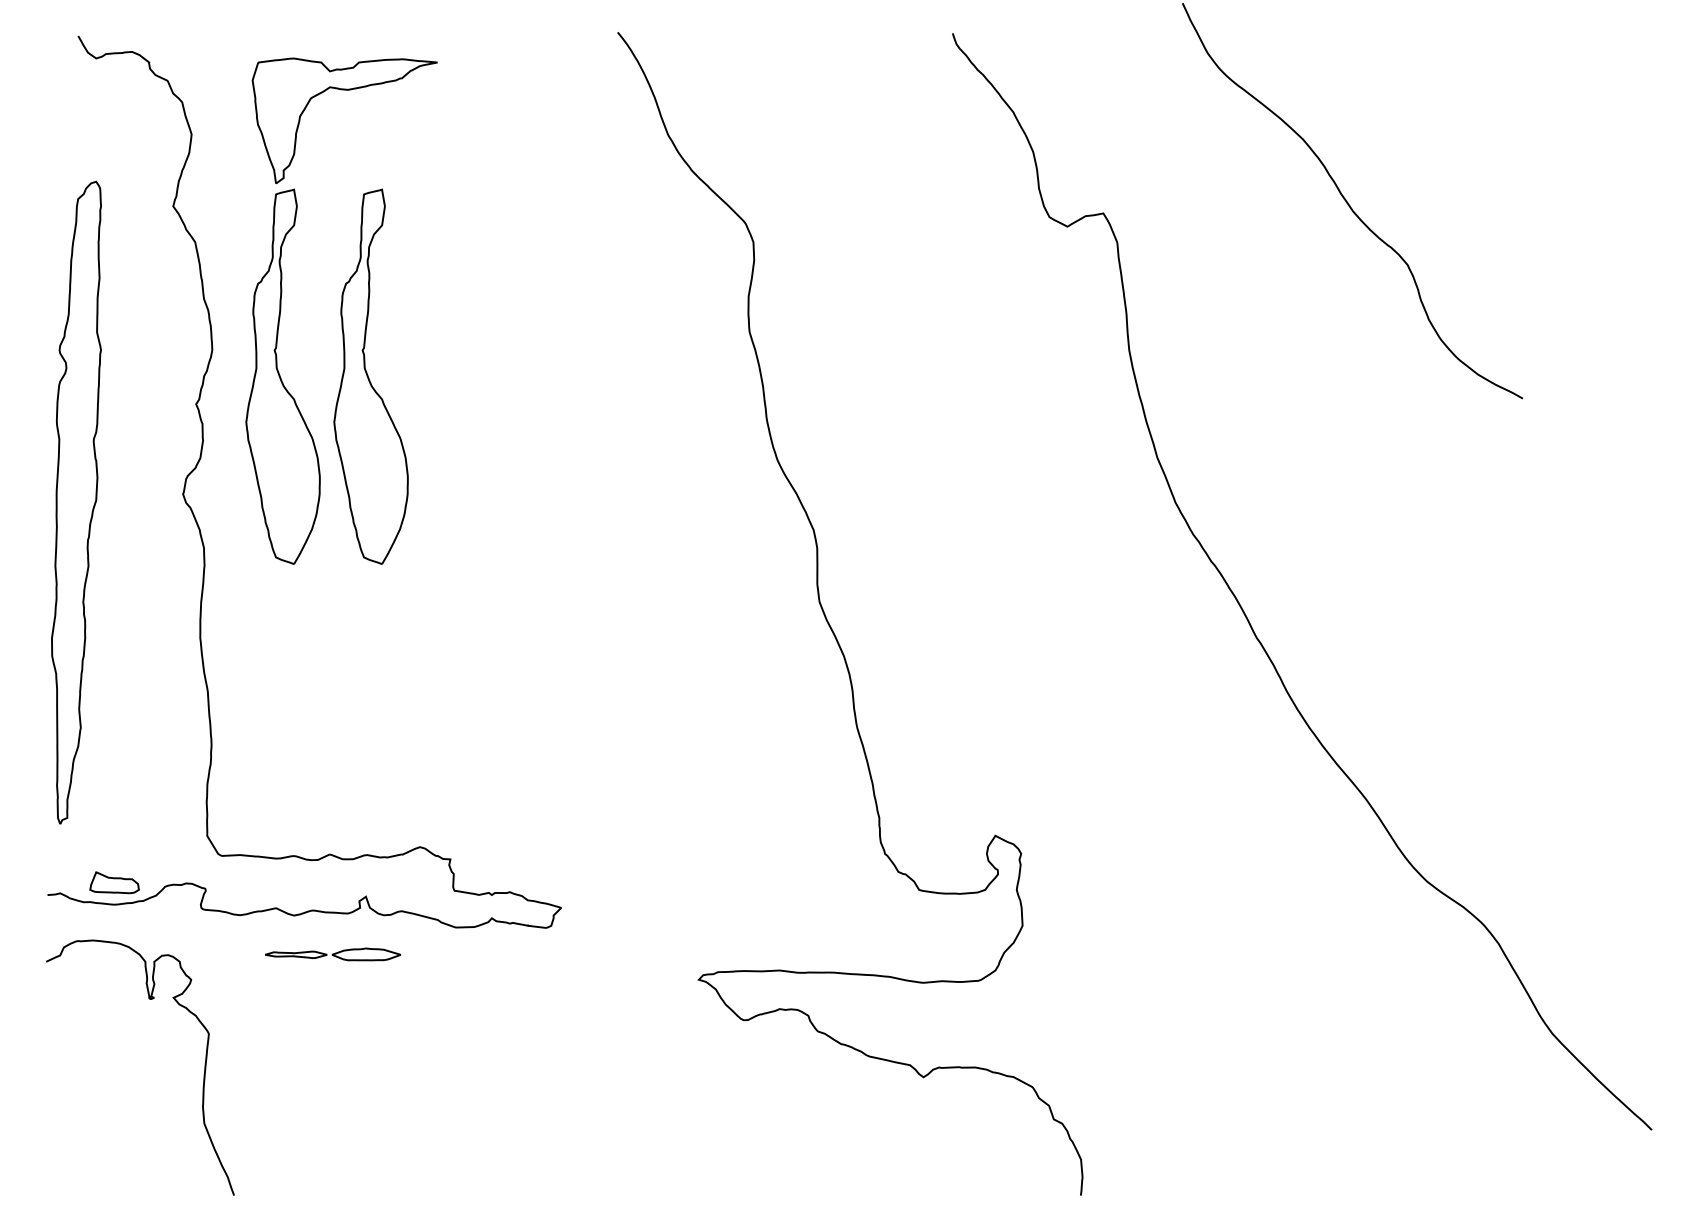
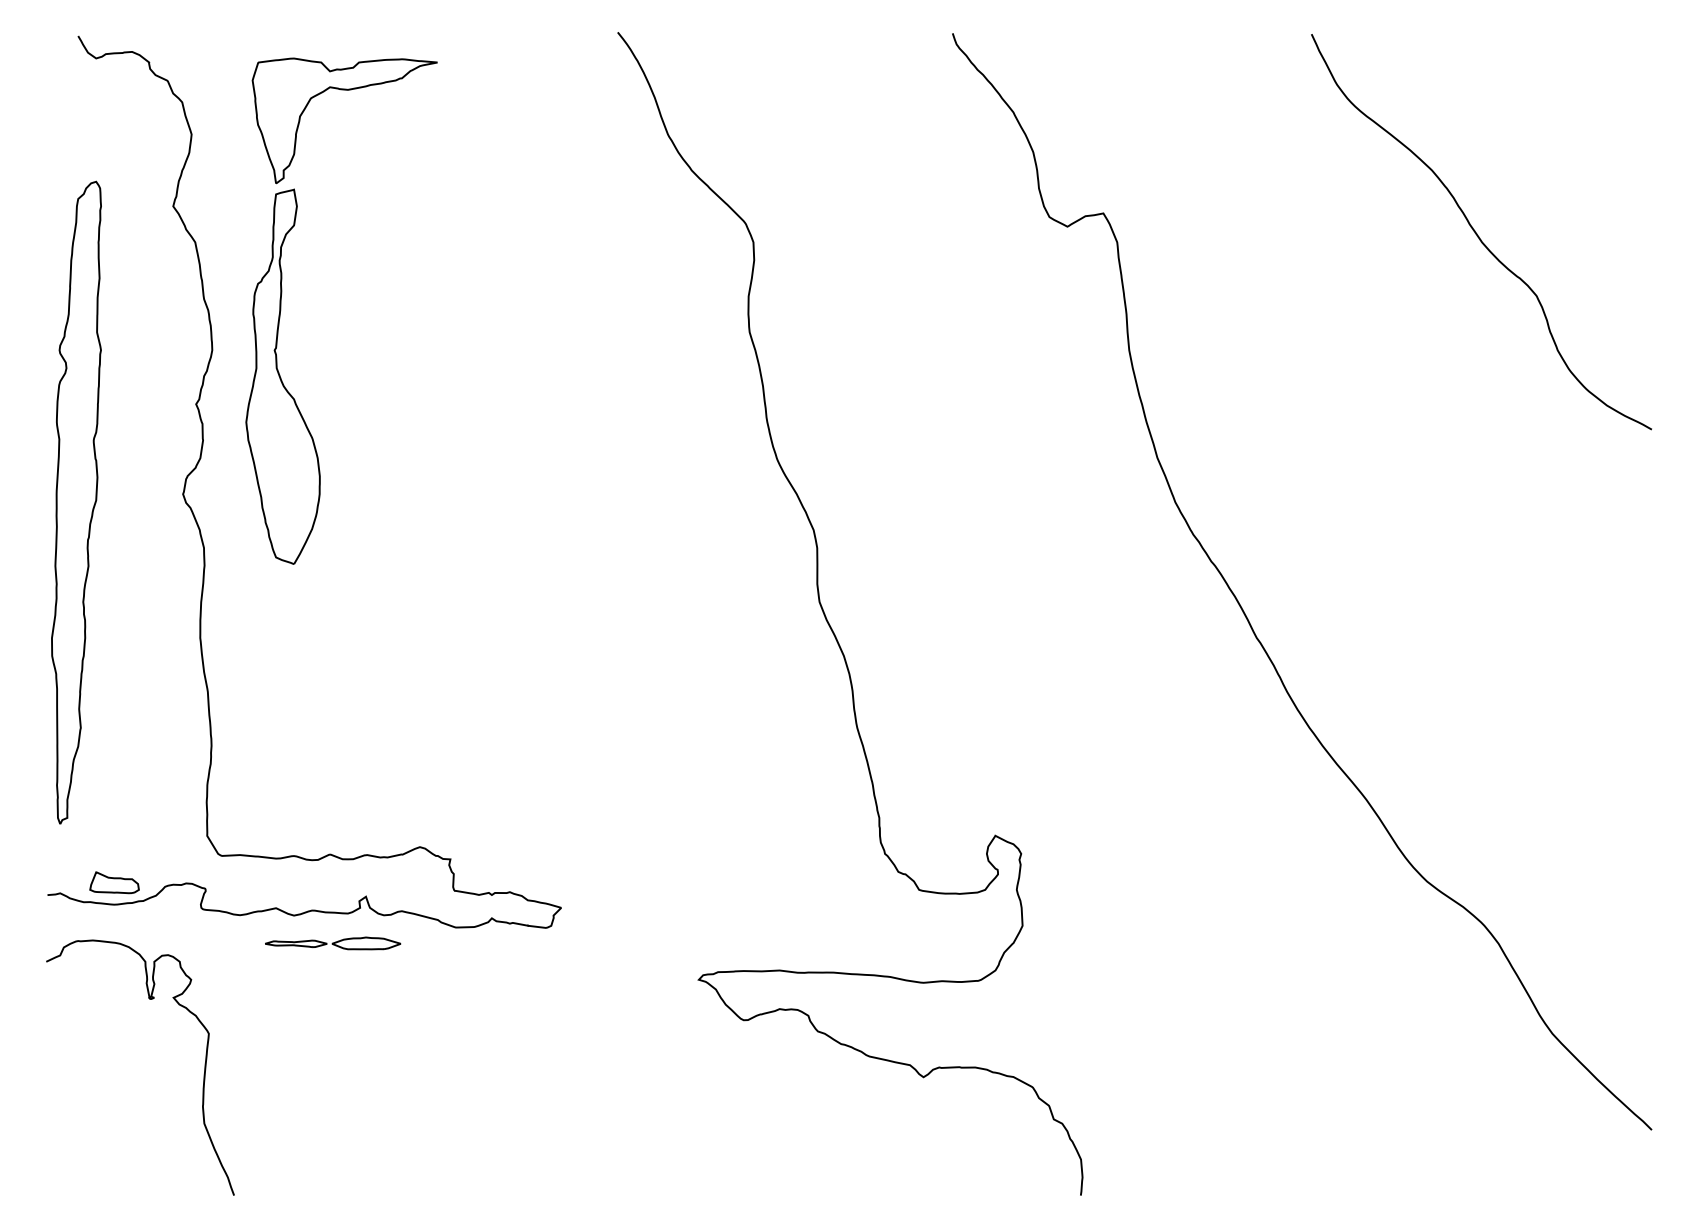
curve position: (1348, 202) -> (1477, 233) (1477, 233)
part: present -> none (370, 376)
part position: (333, 954) -> (333, 943) (333, 943)
